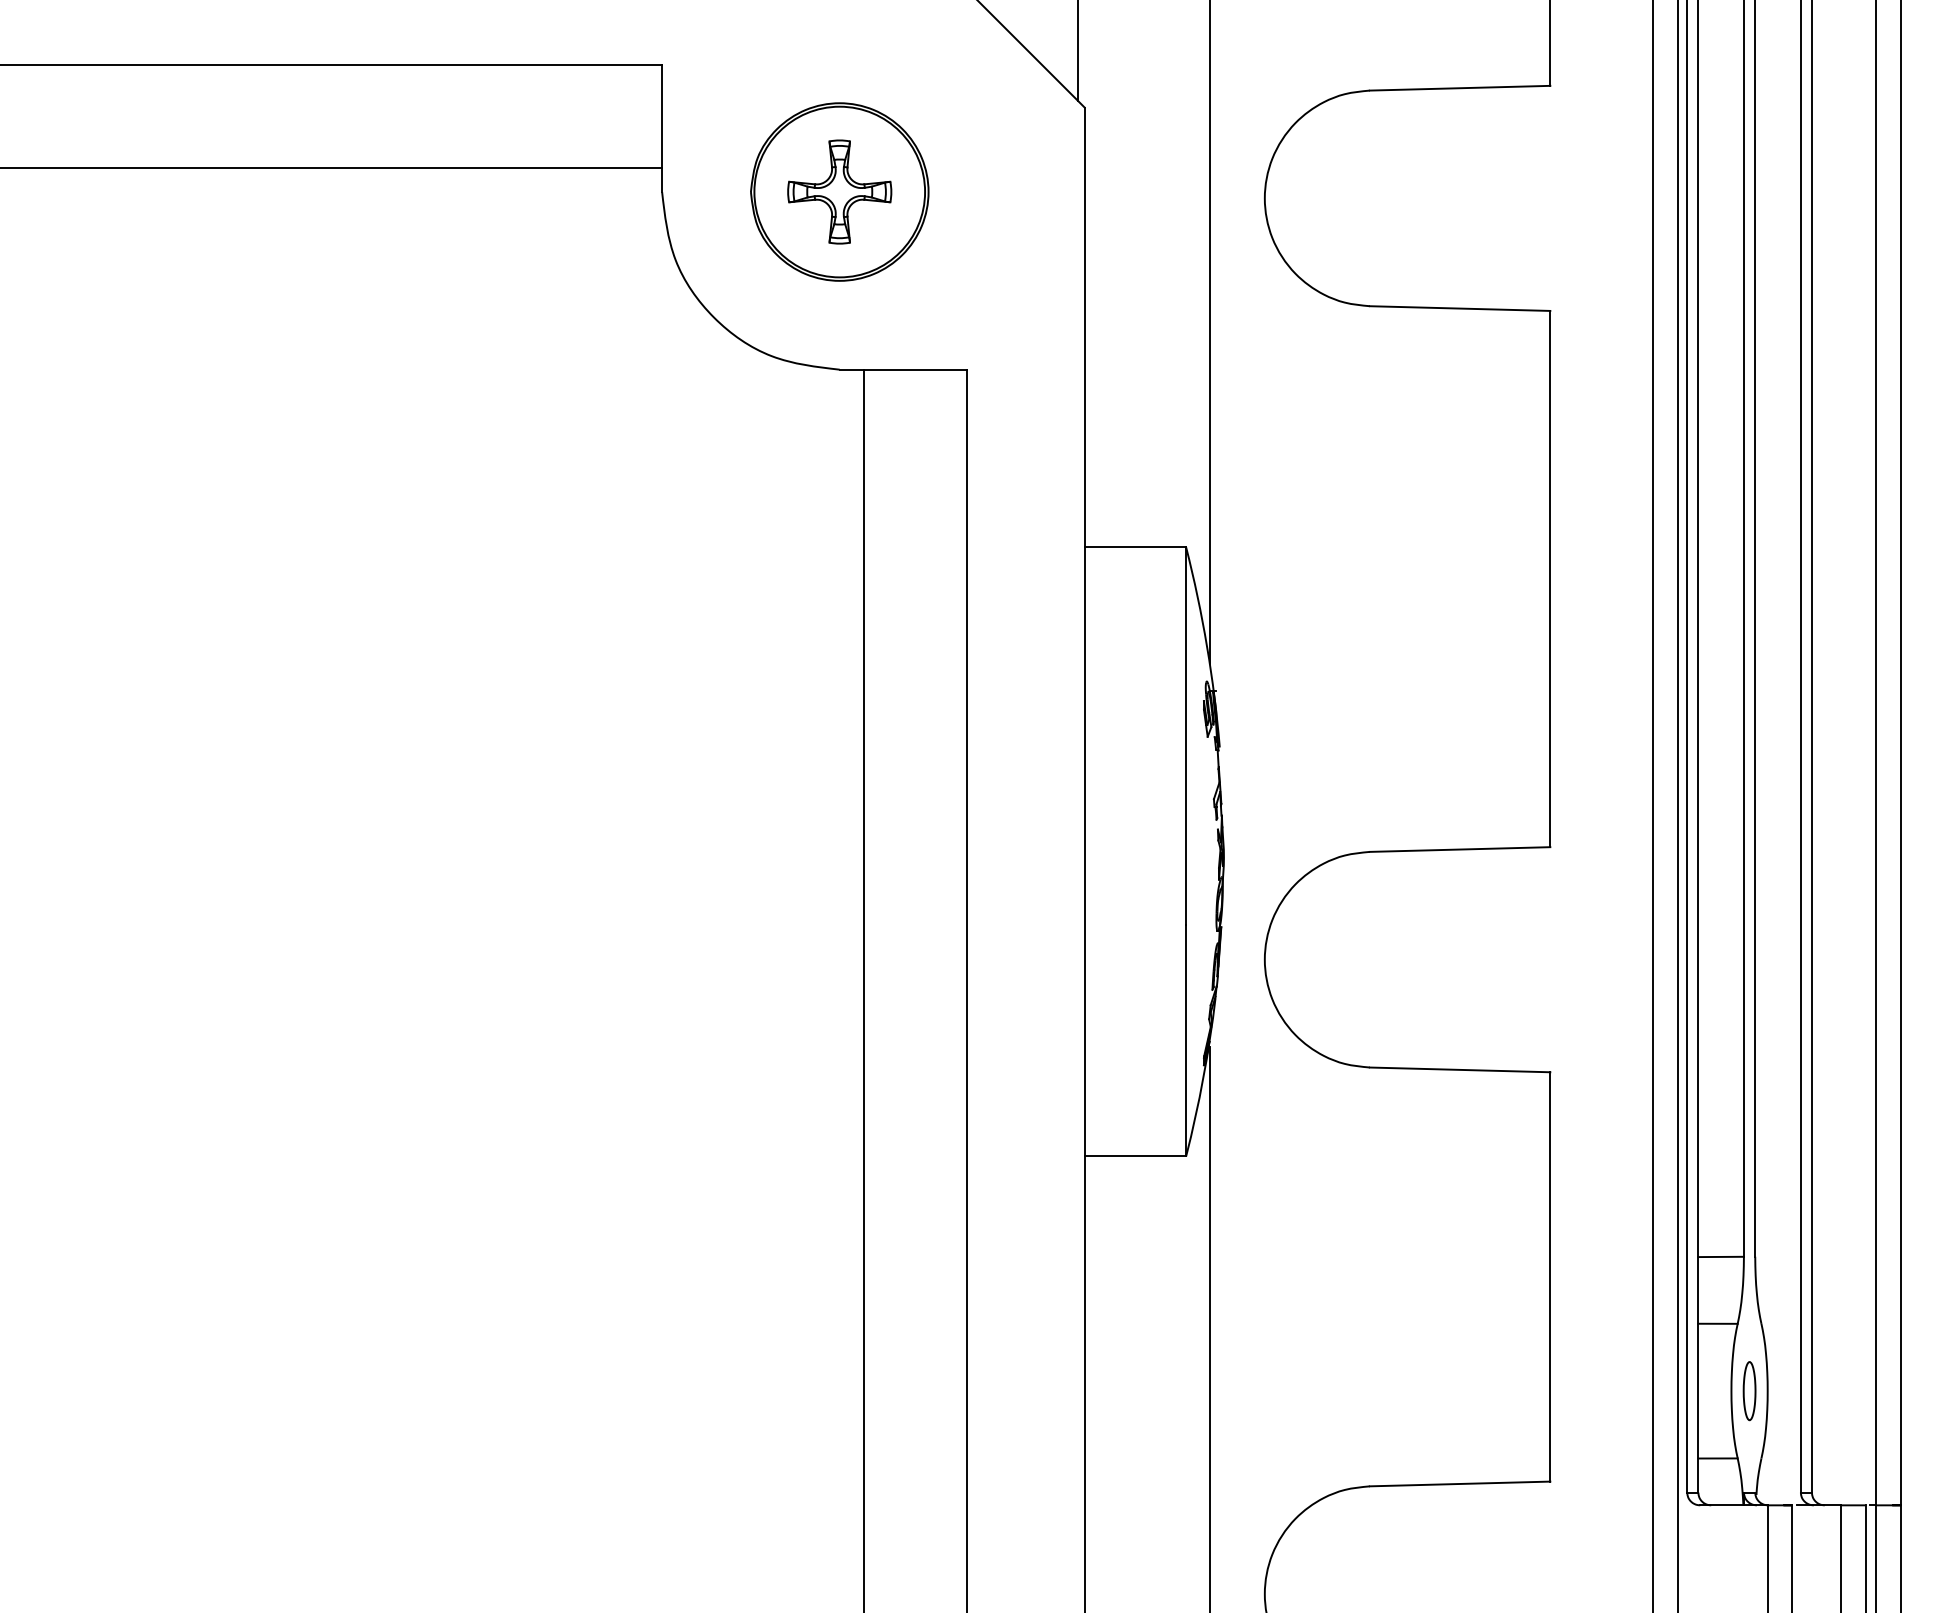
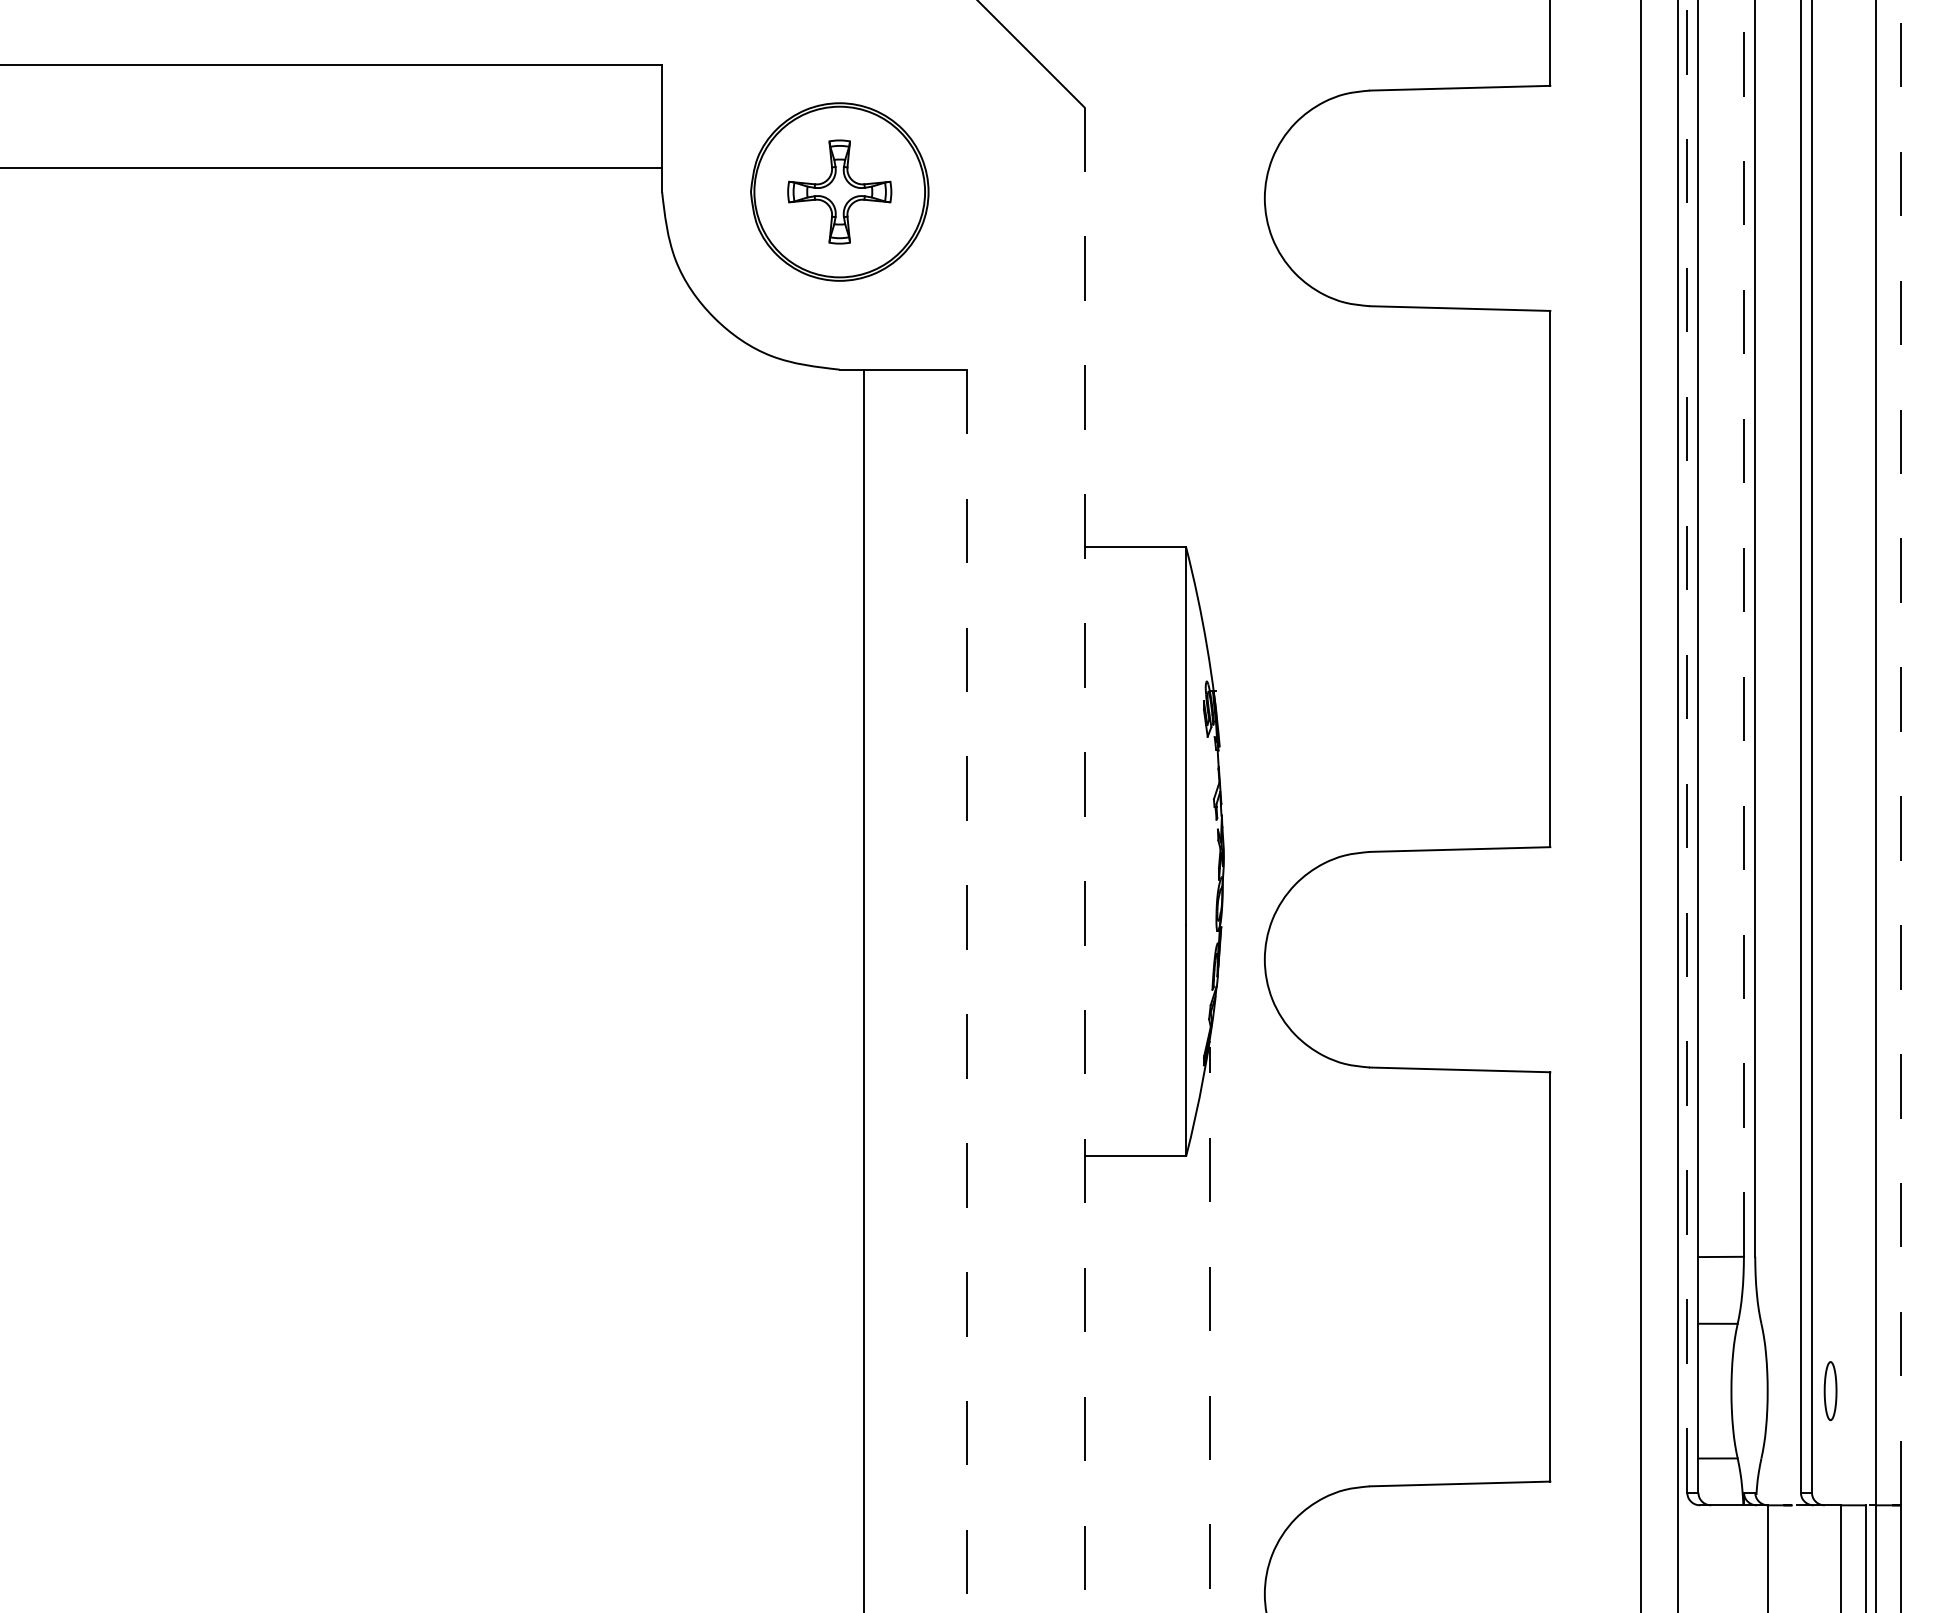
line: present -> none (1077, 51)
line: present -> none (1209, 332)
line: solid -> dashed (1743, 628)
line: solid -> dashed (1687, 745)
line: solid -> dashed (1901, 752)
line position: (1652, 805) -> (1640, 805) (1640, 805)
line: solid -> dashed (1084, 860)
line: solid -> dashed (966, 991)
line: solid -> dashed (1209, 1329)
part position: (1749, 1391) -> (1830, 1391) (1830, 1391)
line: present -> none (1792, 1557)
